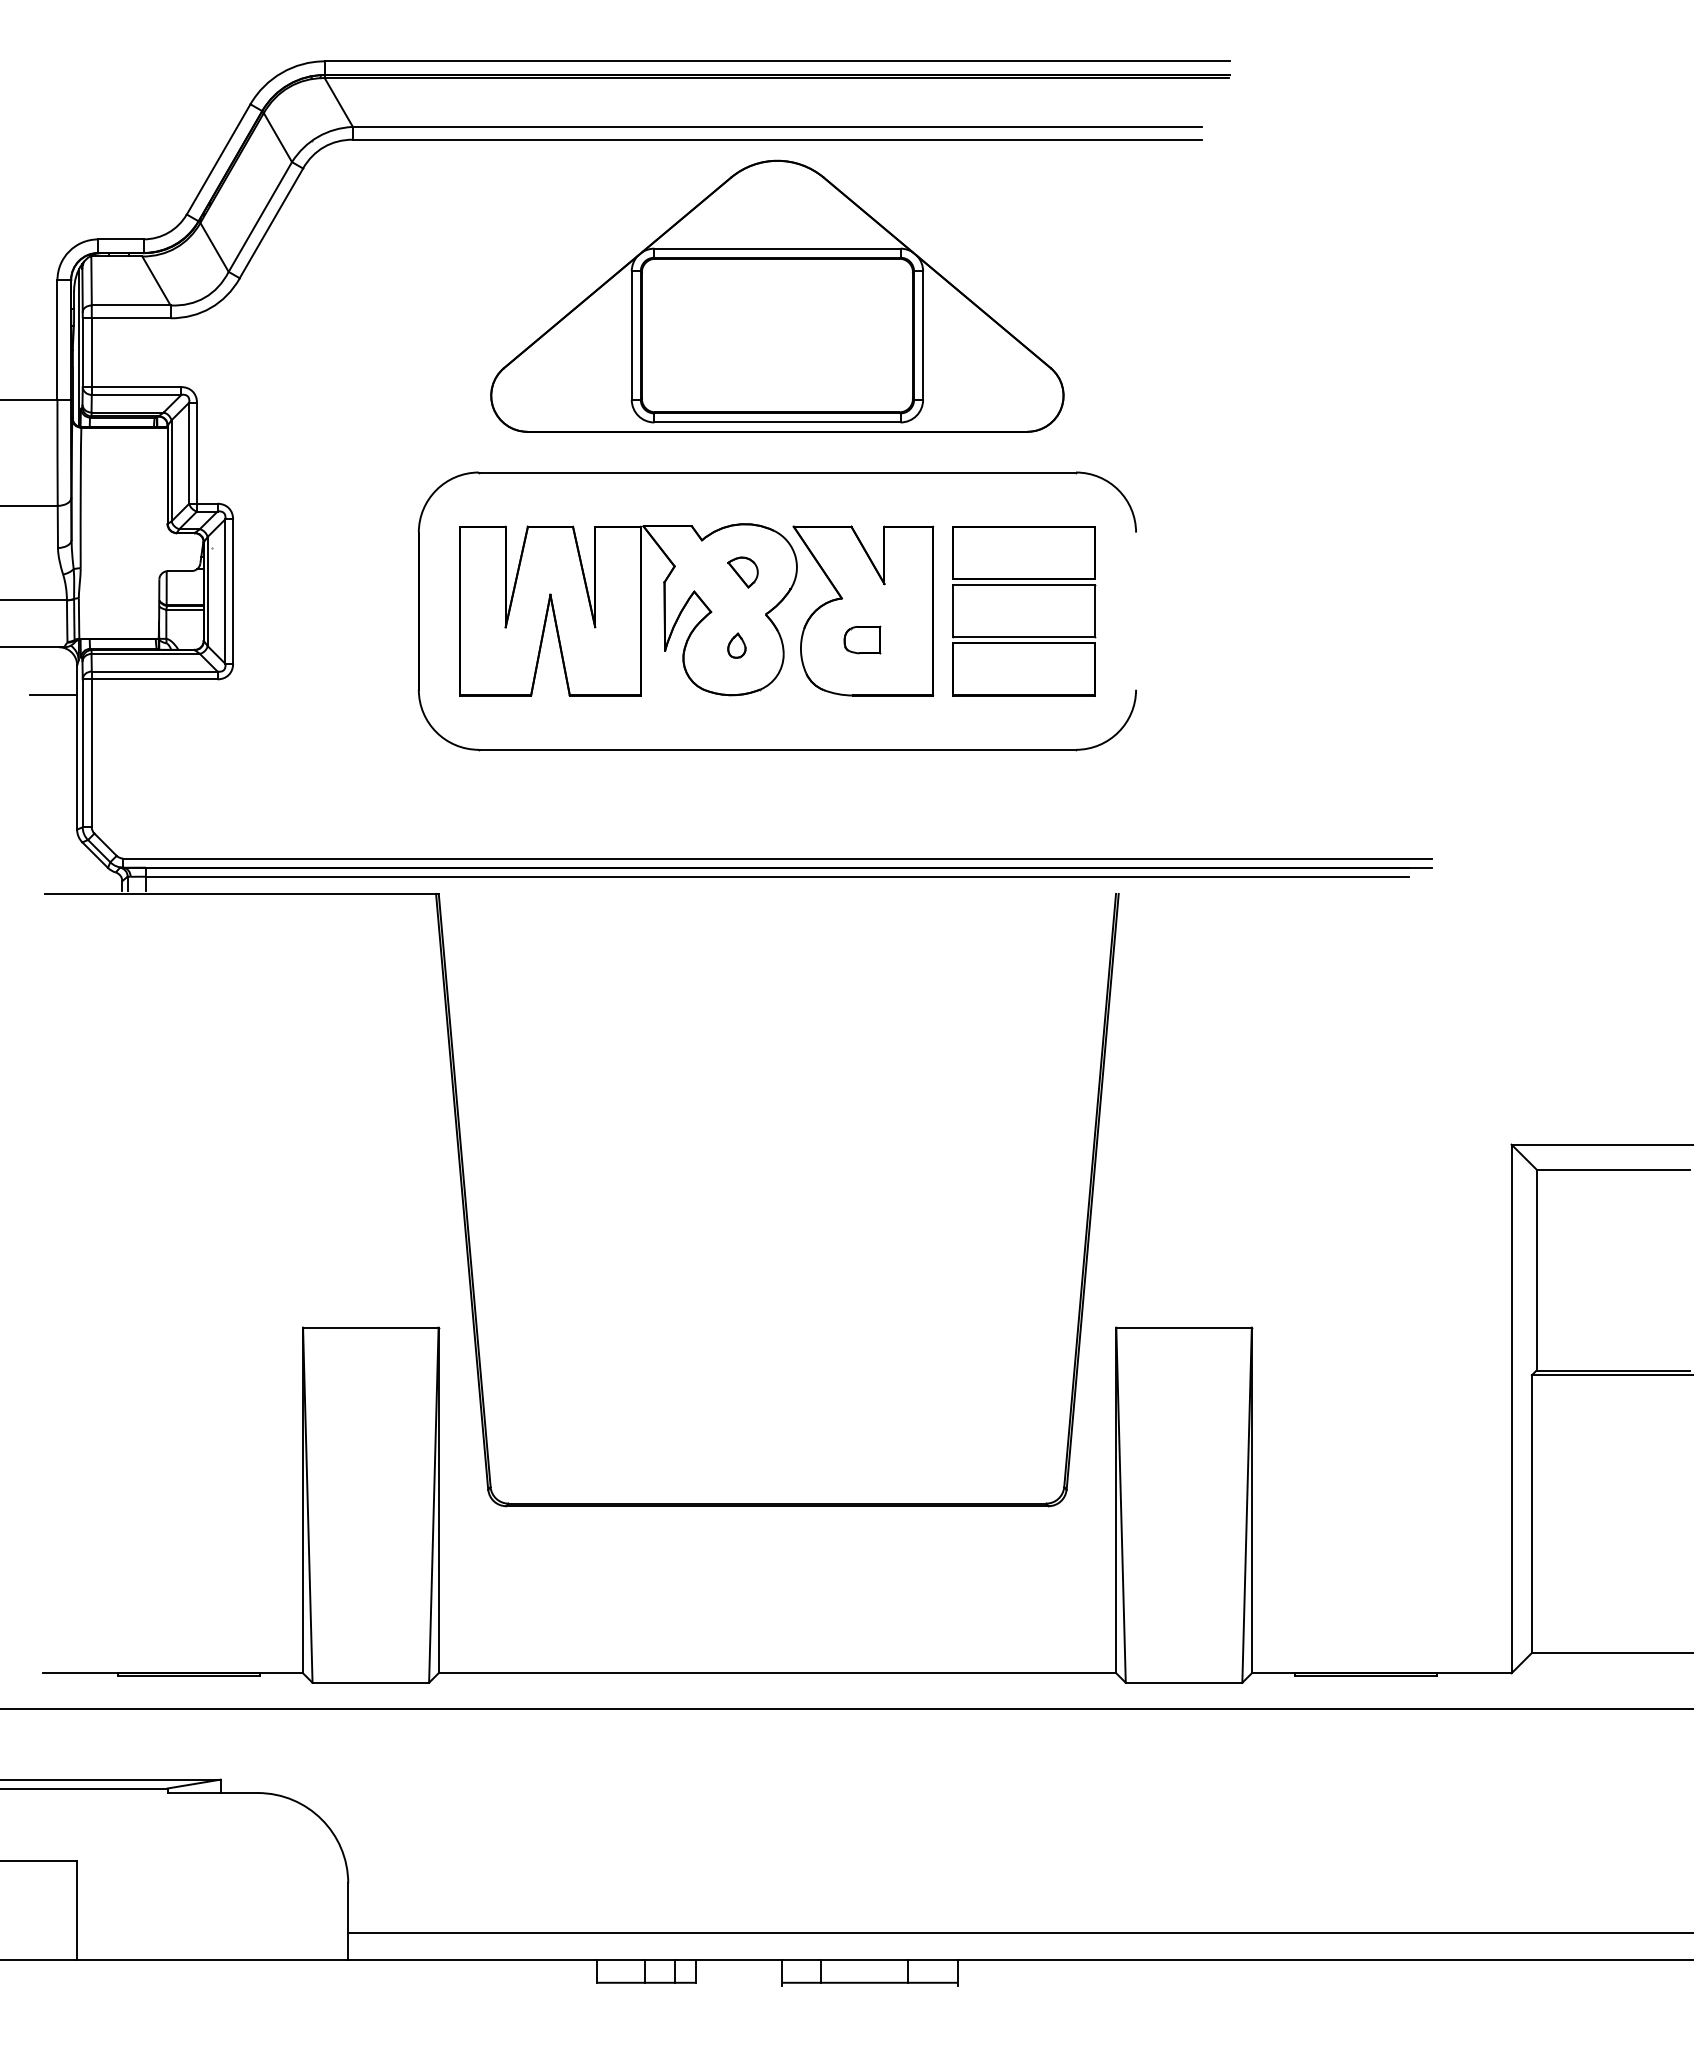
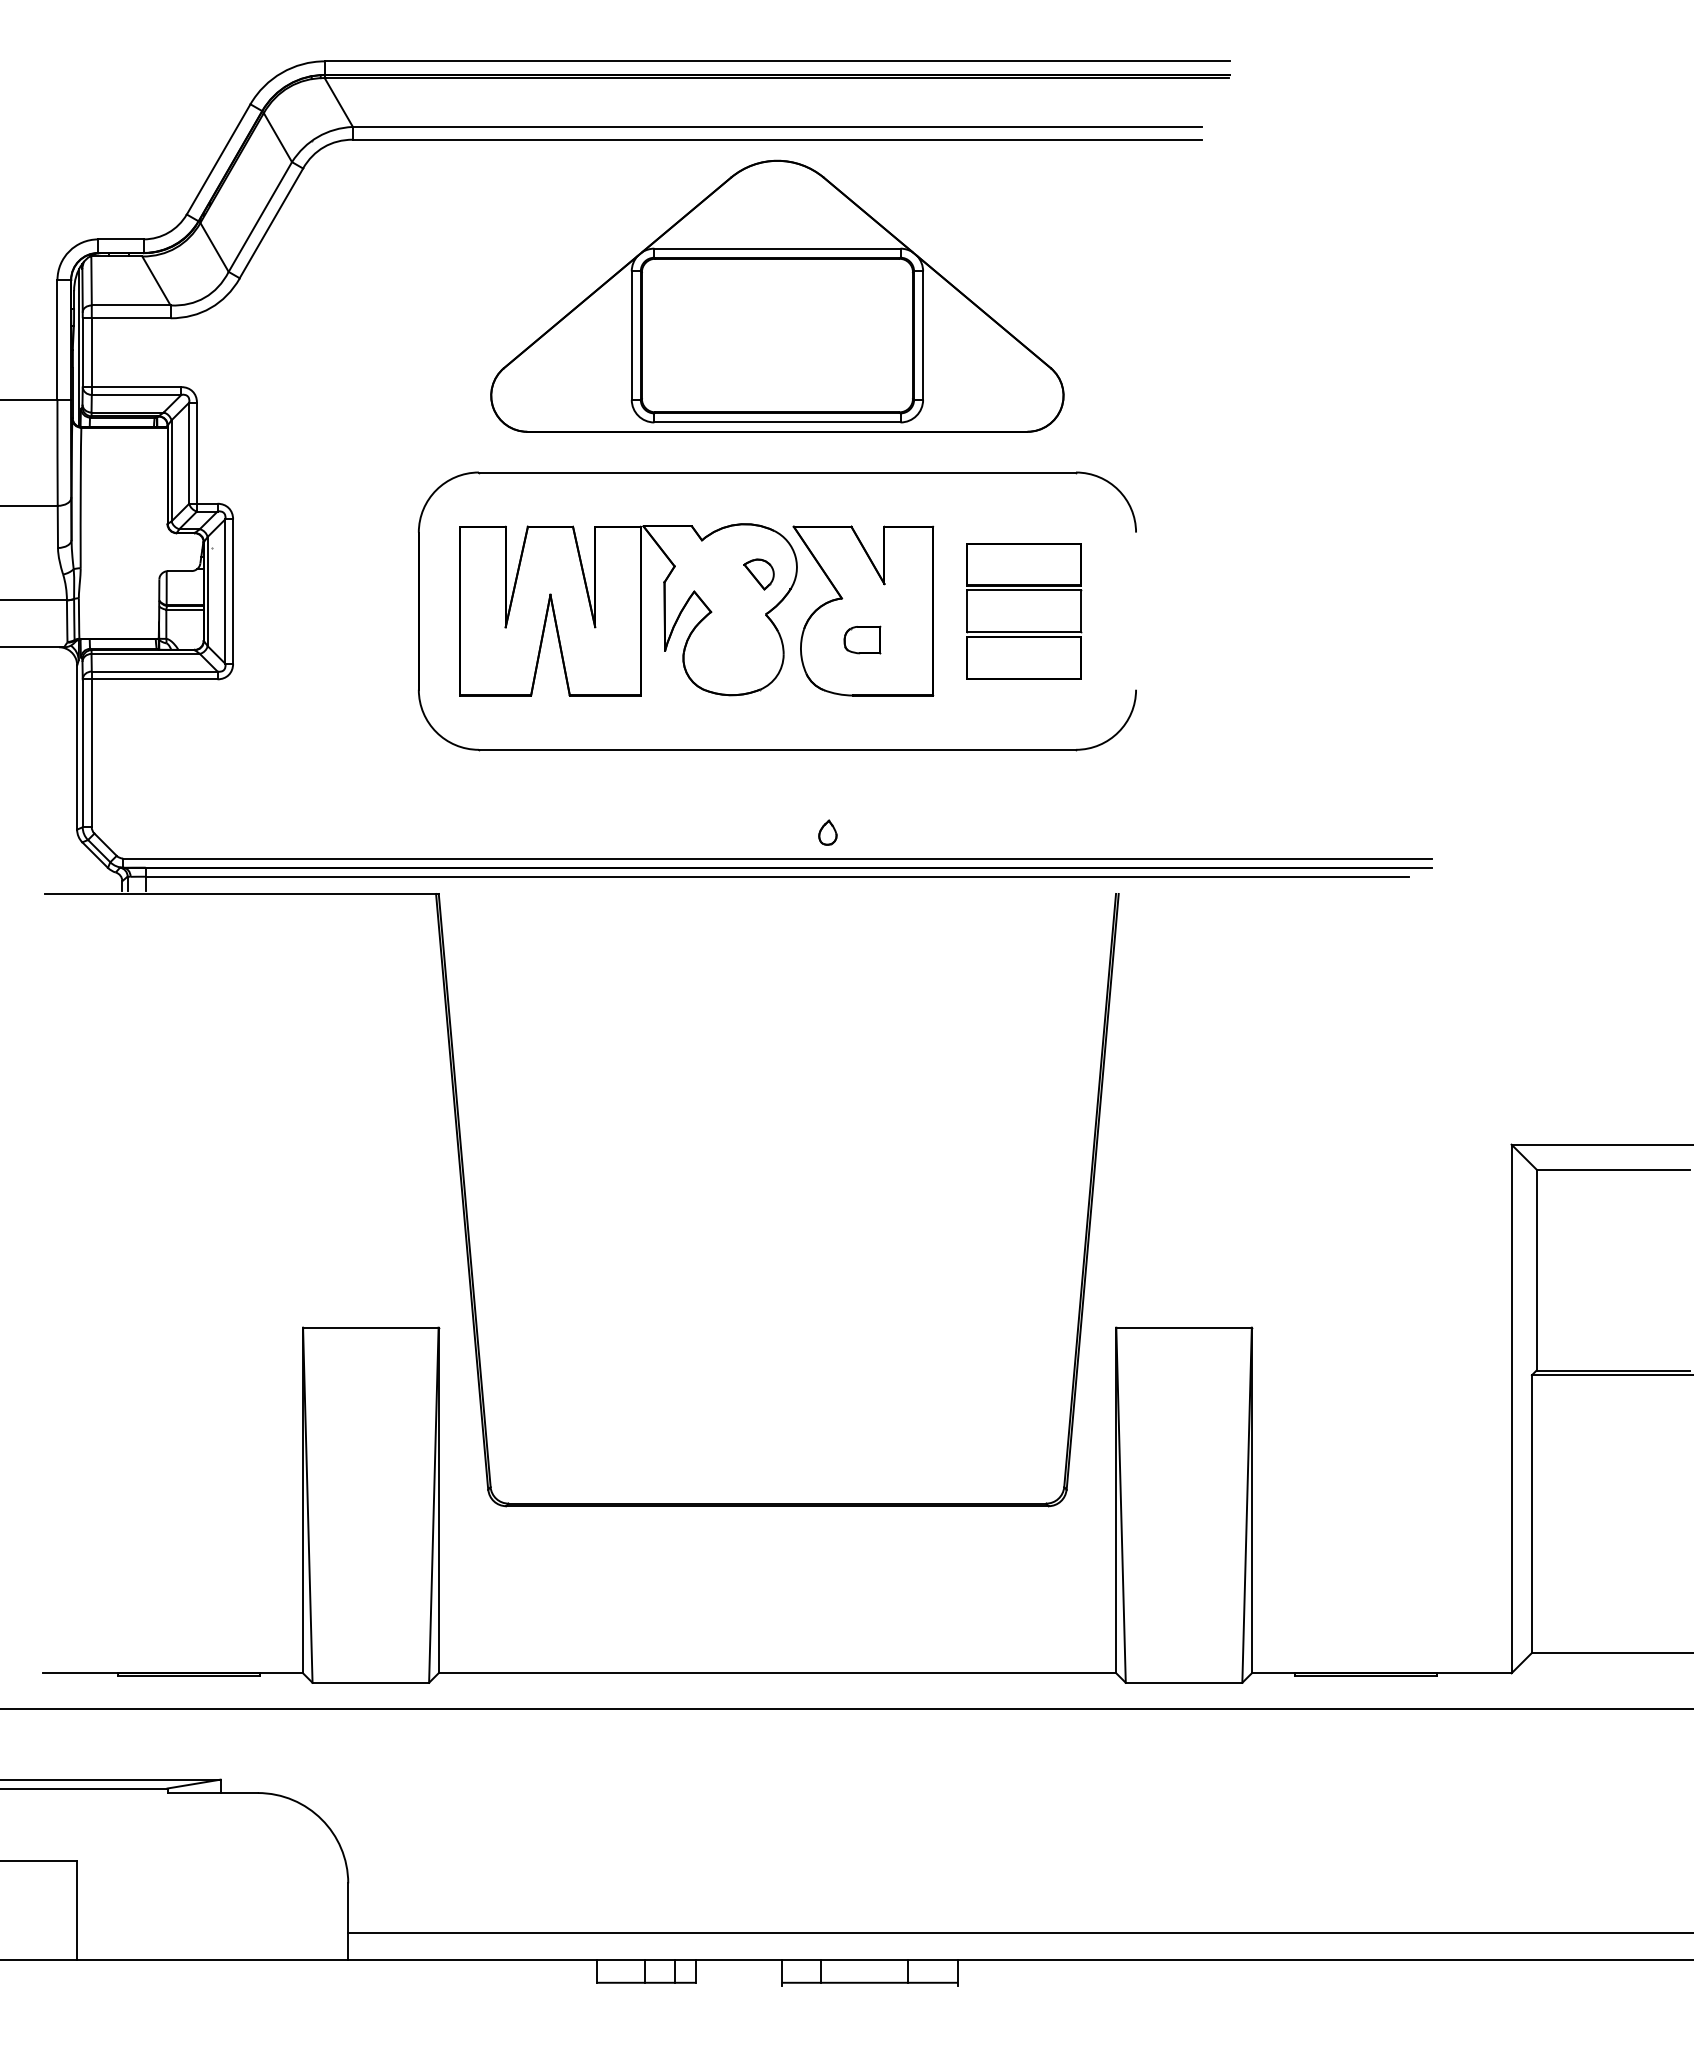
part position: (742, 572) -> (758, 574) (758, 574)
part size: 145x171 px -> 117x137 px (1024, 611)
part position: (736, 645) -> (827, 832) (827, 832)
line: present -> none (53, 695)
